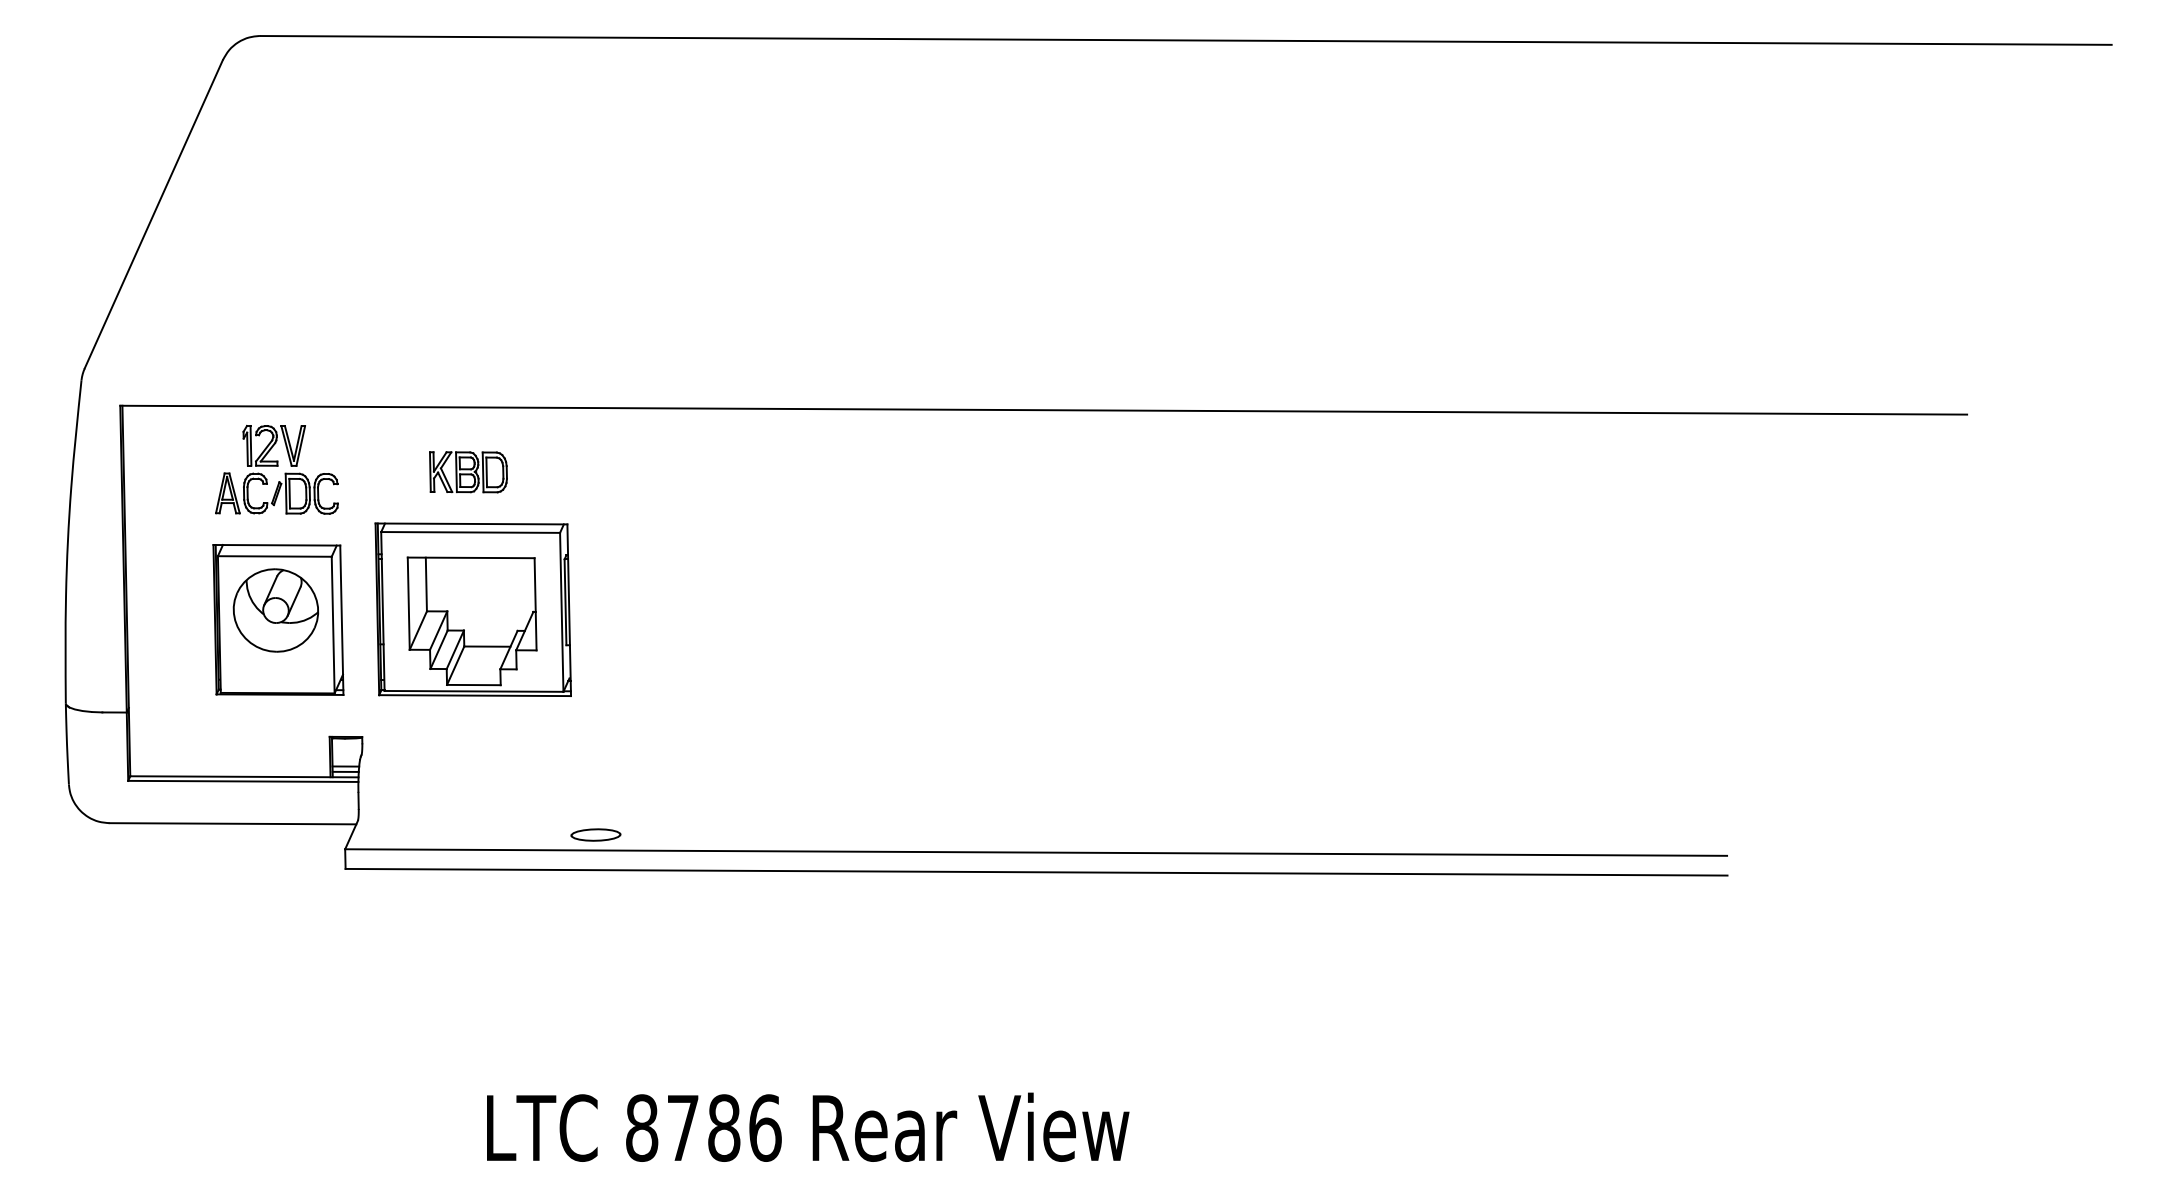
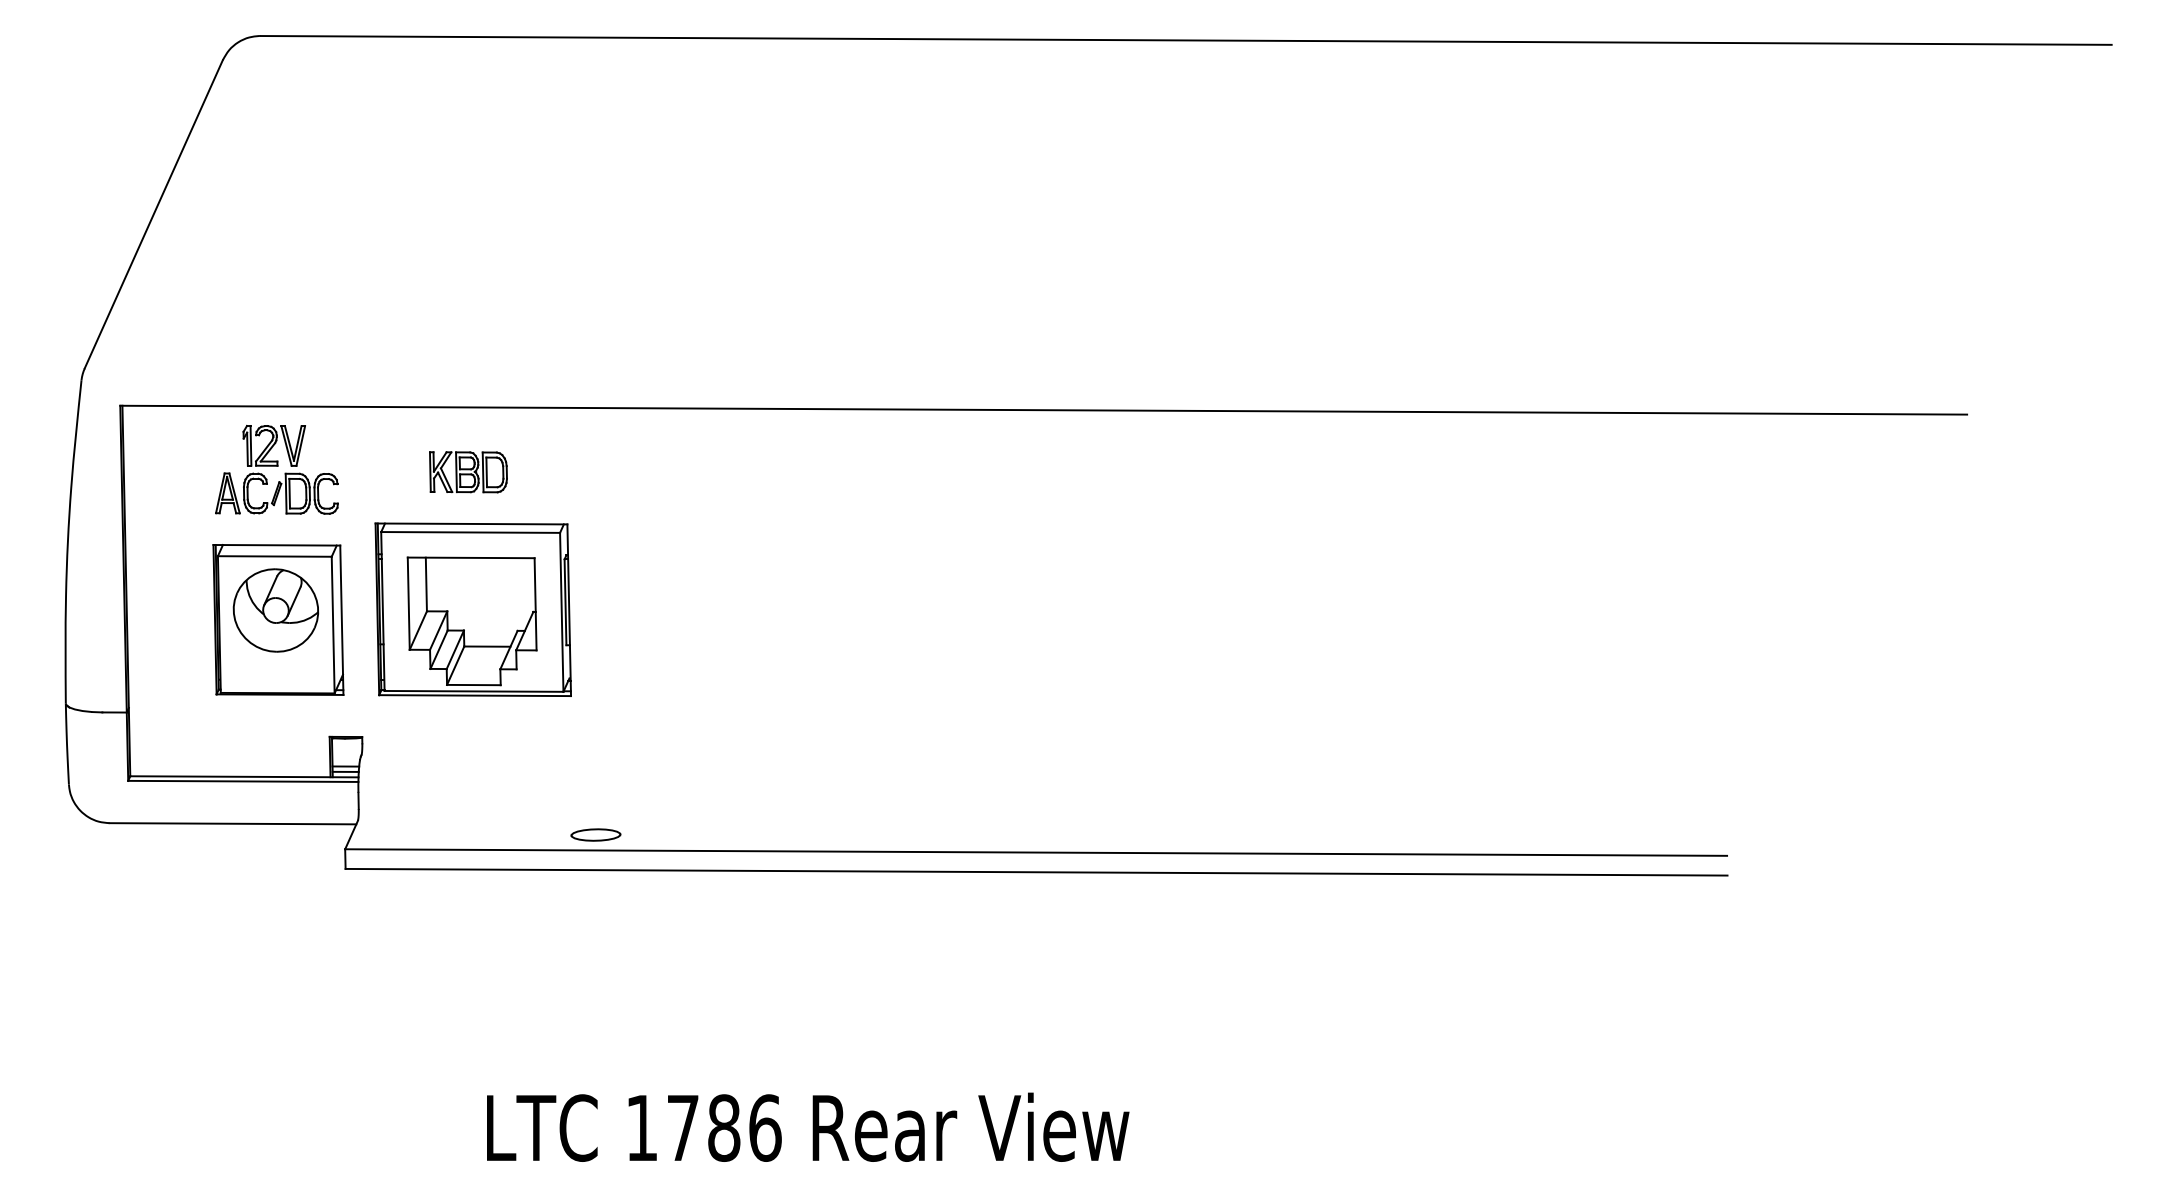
text: 8786 -> 1786 (642, 1127)
